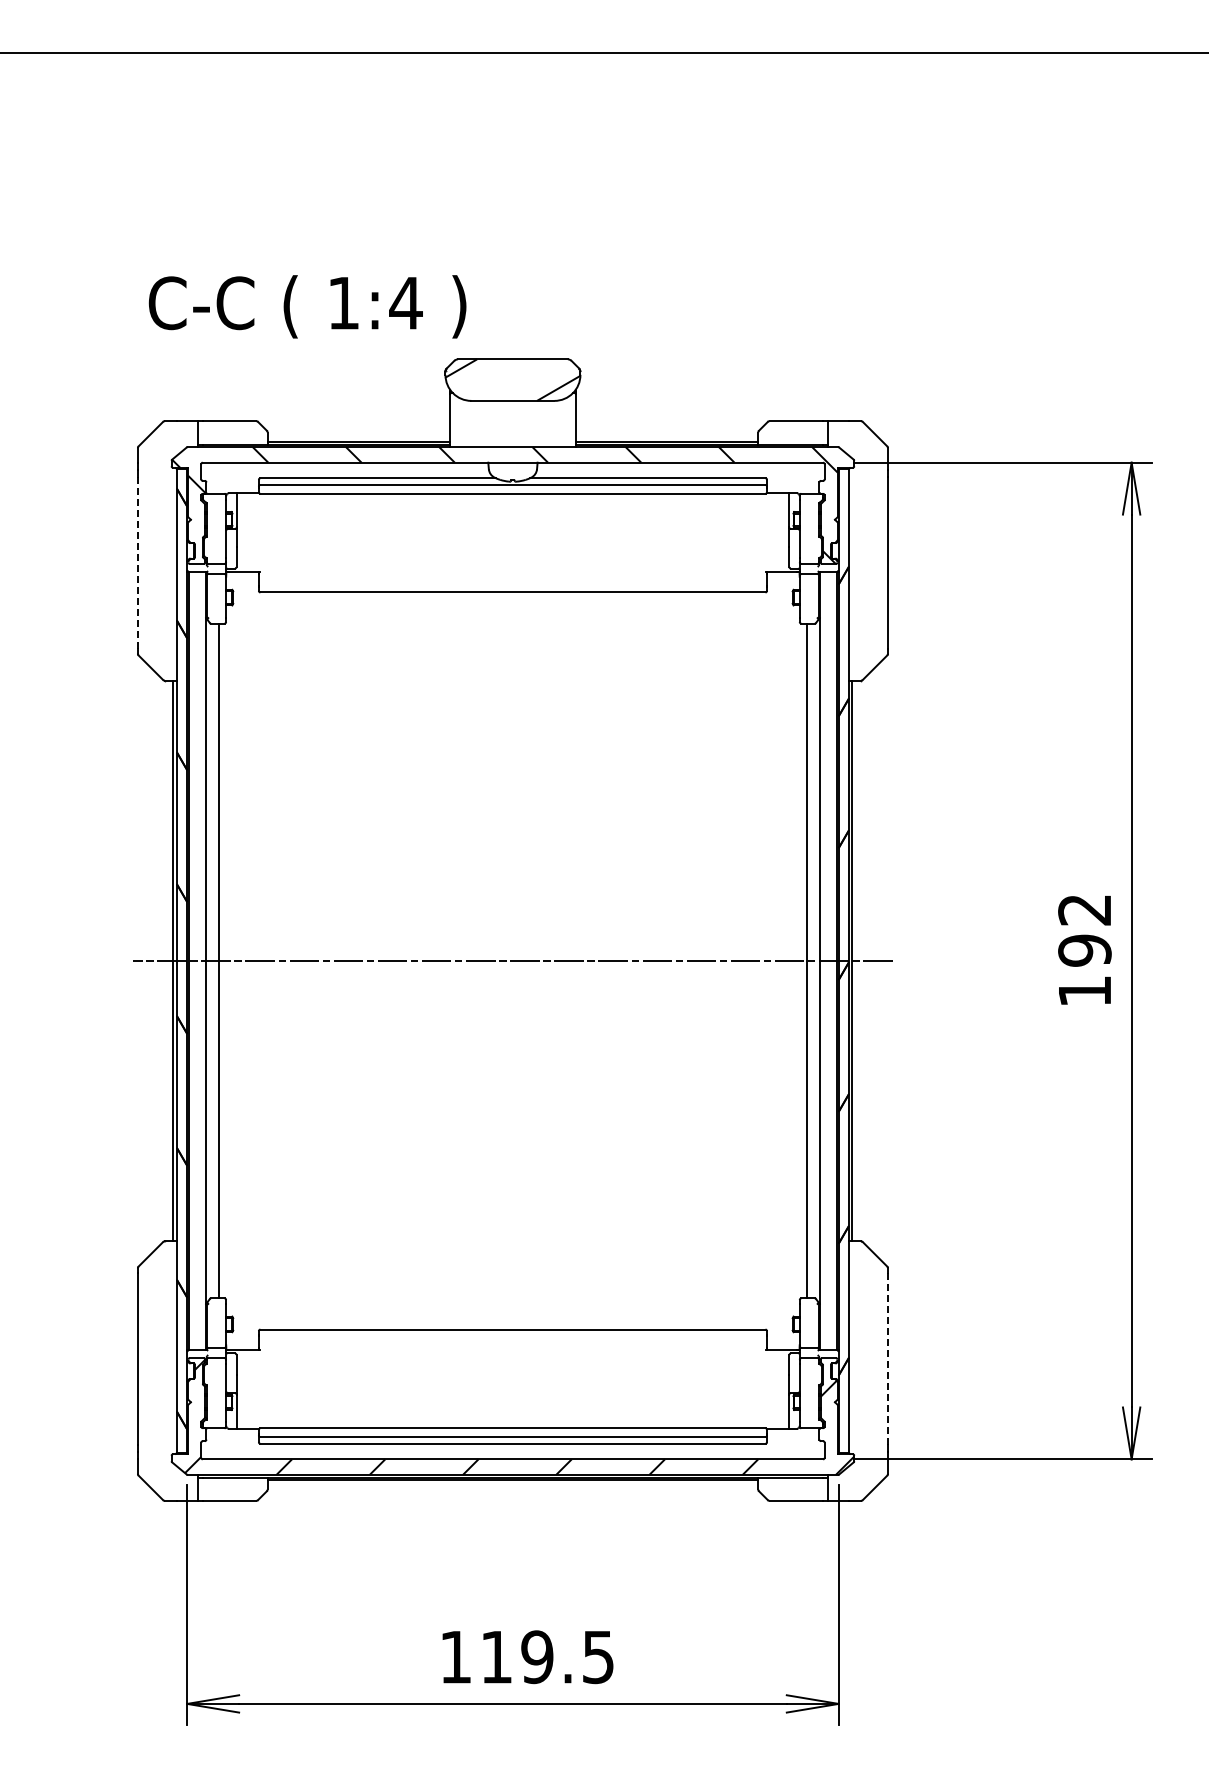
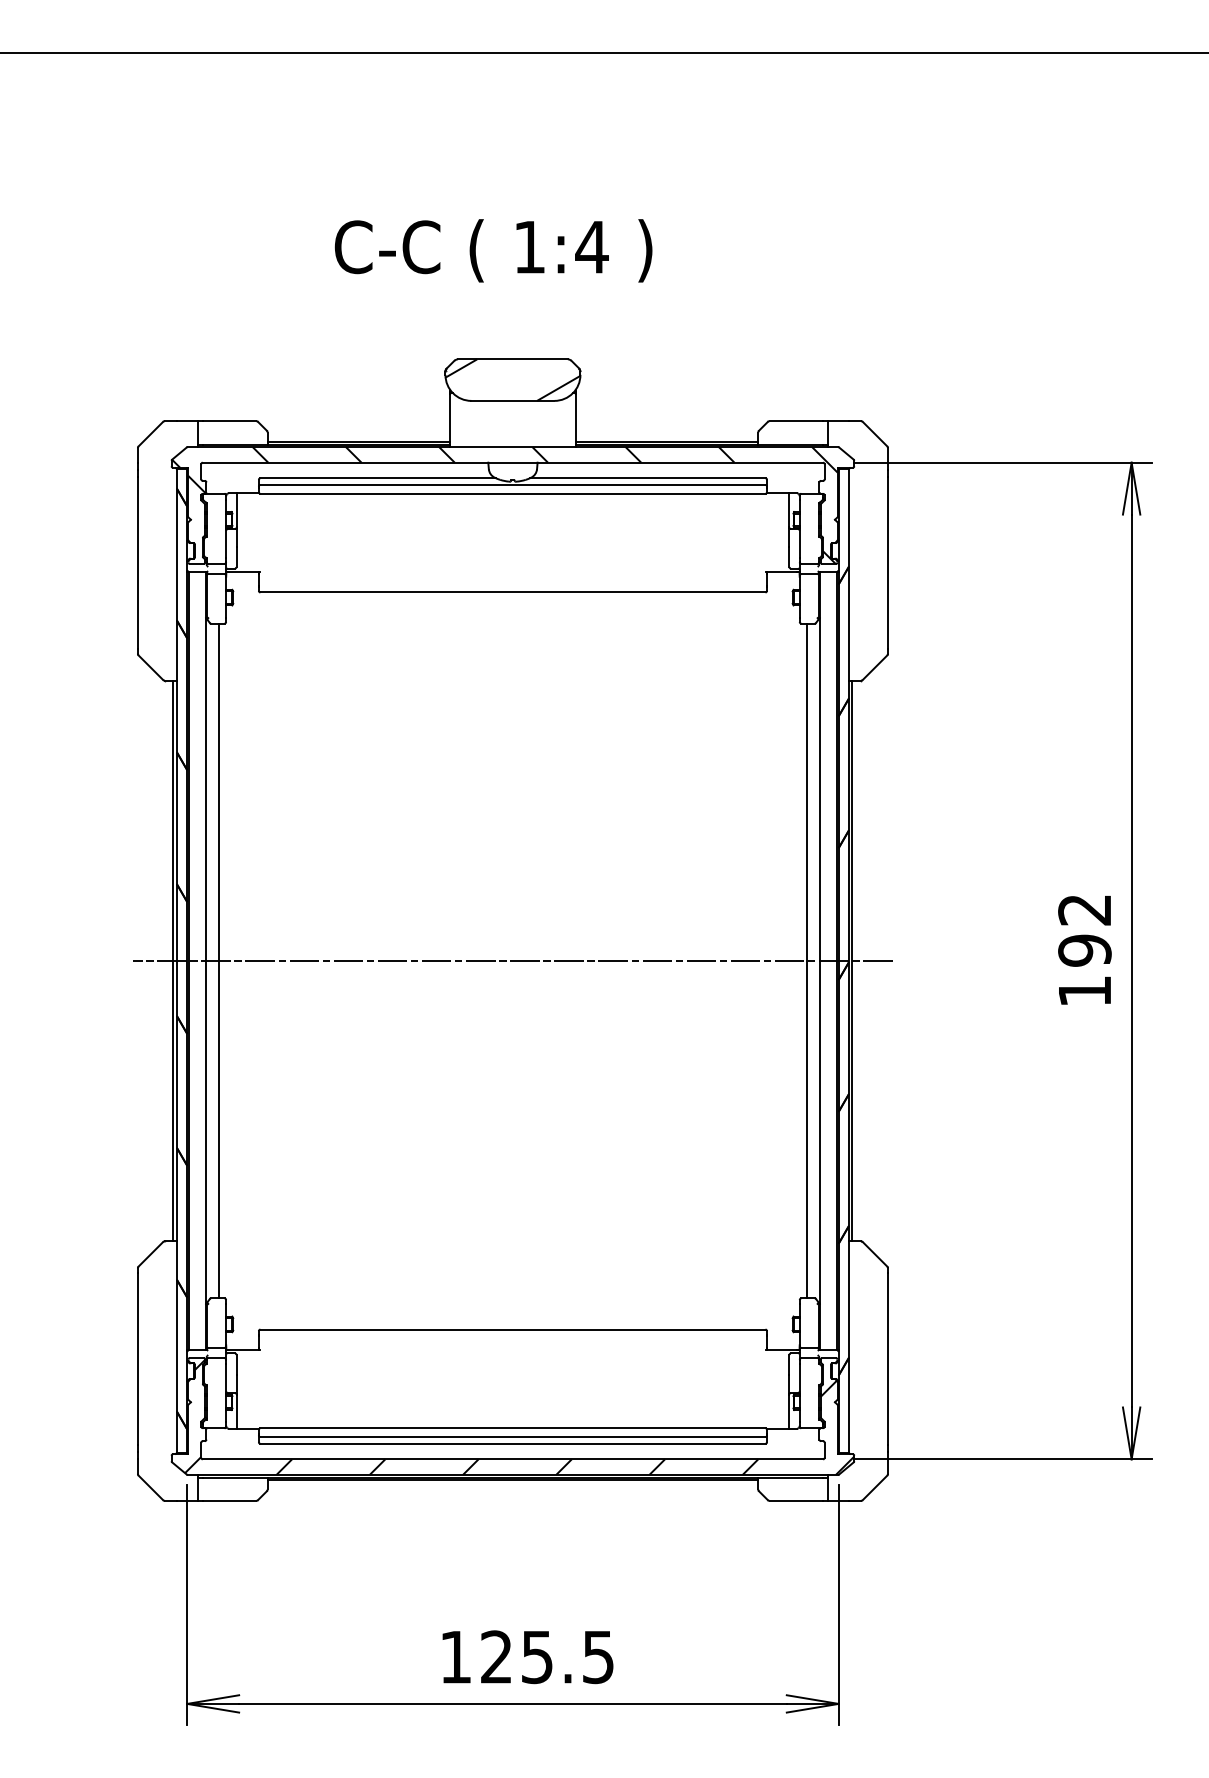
text position: (307, 306) -> (493, 250) (493, 250)
line: dashed -> solid (137, 562)
line: dashed -> solid (888, 1359)
text: 119.5 -> 125.5 (517, 1656)
